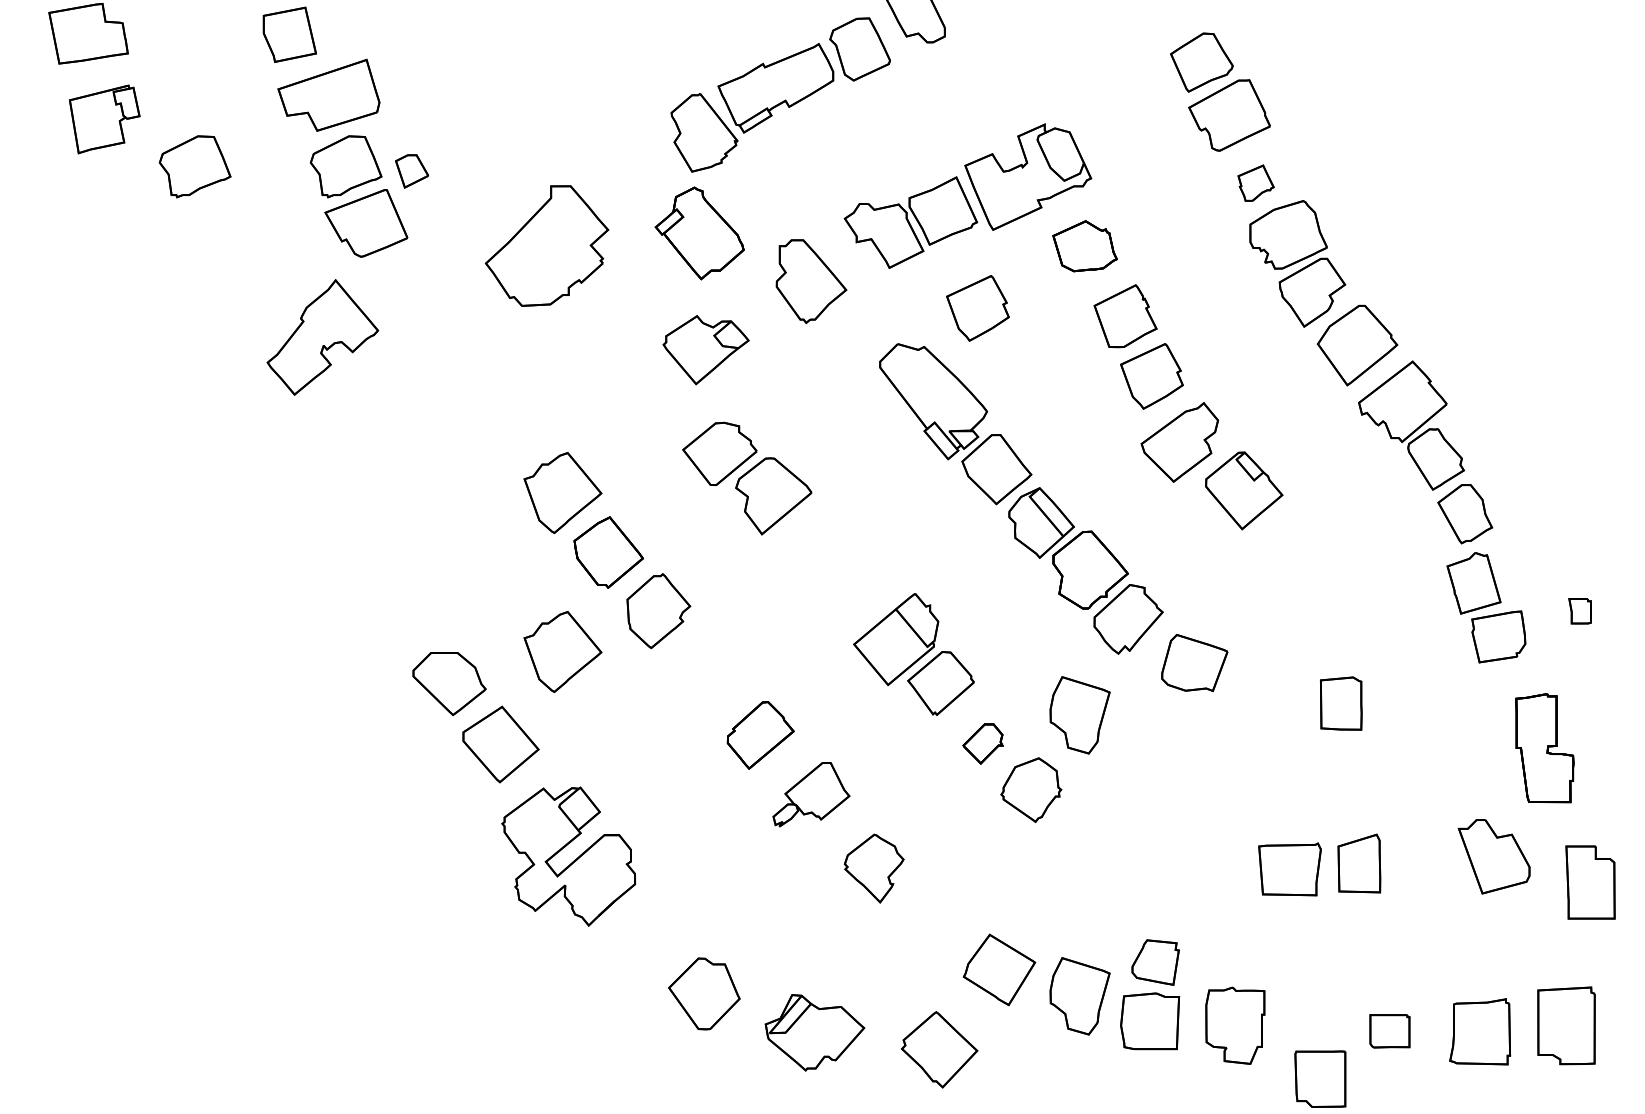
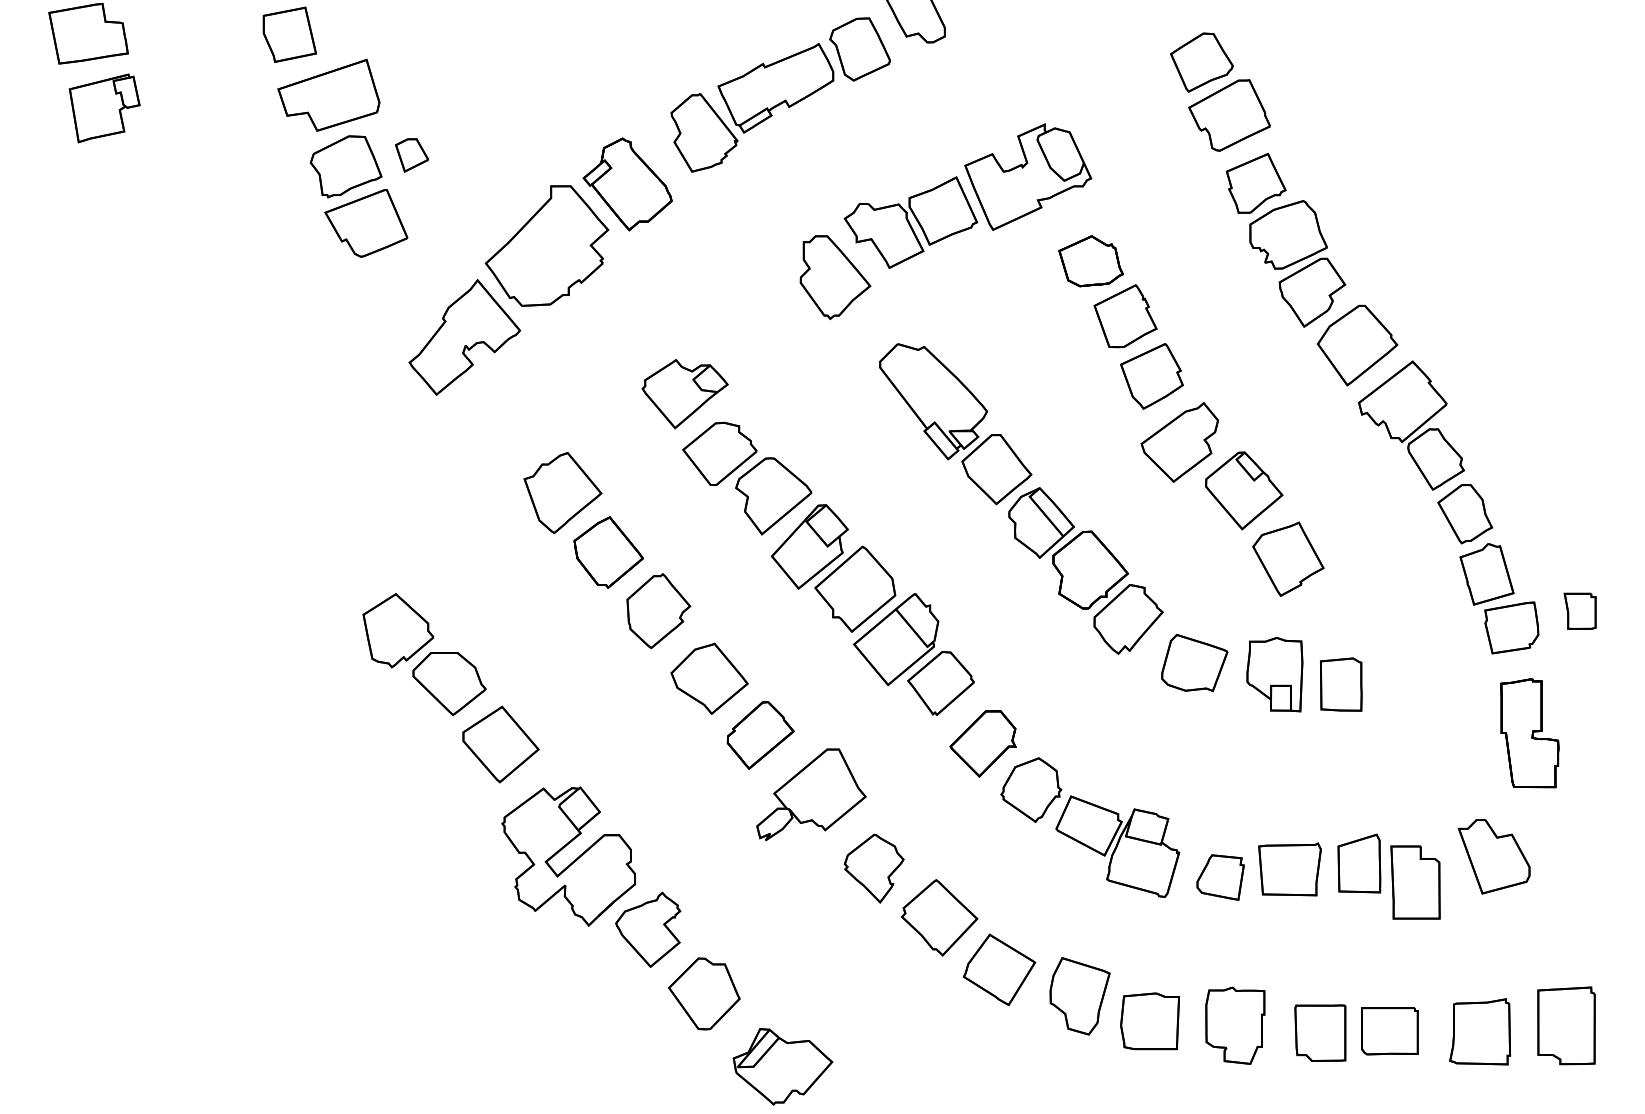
part position: (104, 119) -> (104, 108) (104, 108)
part: present -> none (194, 166)
part position: (411, 171) -> (411, 155) (411, 155)
part size: 38x38 px -> 62x62 px (1255, 182)
part position: (699, 233) -> (627, 184) (627, 184)
part position: (1084, 246) -> (1090, 261) (1090, 261)
part position: (811, 281) -> (835, 277) (835, 277)
part: present -> none (977, 308)
part position: (322, 337) -> (464, 337) (464, 337)
part position: (705, 350) -> (684, 394) (684, 394)
part: none -> present (1288, 558)
part: none -> present (833, 568)
part position: (1486, 607) -> (1499, 598) (1499, 598)
part size: 24x27 px -> 34x38 px (1579, 610)
part: none -> present (398, 630)
part: present -> none (562, 651)
part: none -> present (1274, 674)
part: none -> present (709, 678)
part position: (1341, 703) -> (1341, 684) (1341, 684)
part: present -> none (1079, 715)
part size: 42x42 px -> 68x68 px (982, 743)
part position: (1544, 748) -> (1529, 733) (1529, 733)
part size: 79x66 px -> 111x93 px (811, 794)
part: none -> present (1117, 846)
part position: (1590, 882) -> (1415, 882) (1415, 882)
part: none -> present (648, 929)
part position: (1155, 962) -> (1220, 877) (1220, 877)
part size: 42x35 px -> 58x49 px (1389, 1031)
part position: (814, 1032) -> (782, 1066) (782, 1066)
part position: (939, 1049) -> (939, 917) (939, 917)
part position: (1320, 1078) -> (1320, 1032) (1320, 1032)
